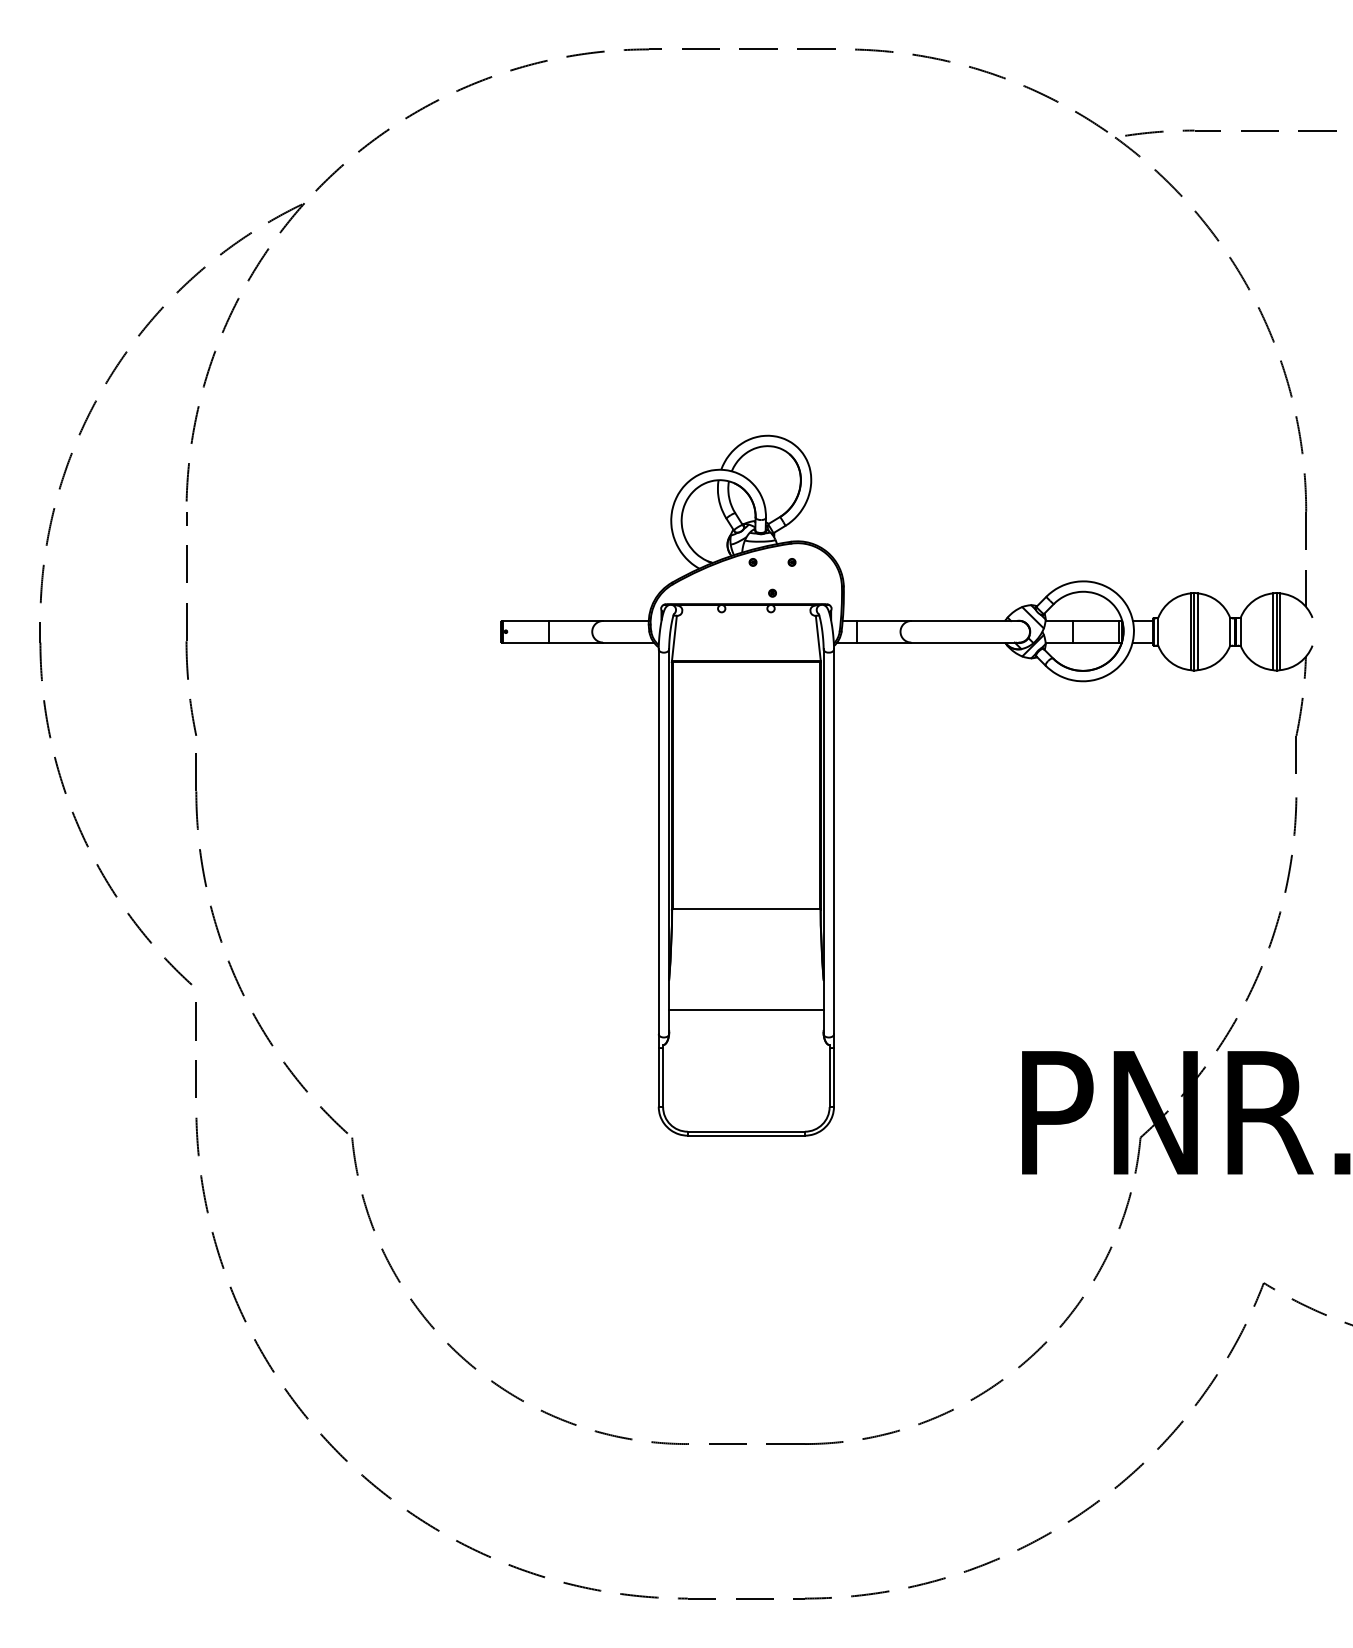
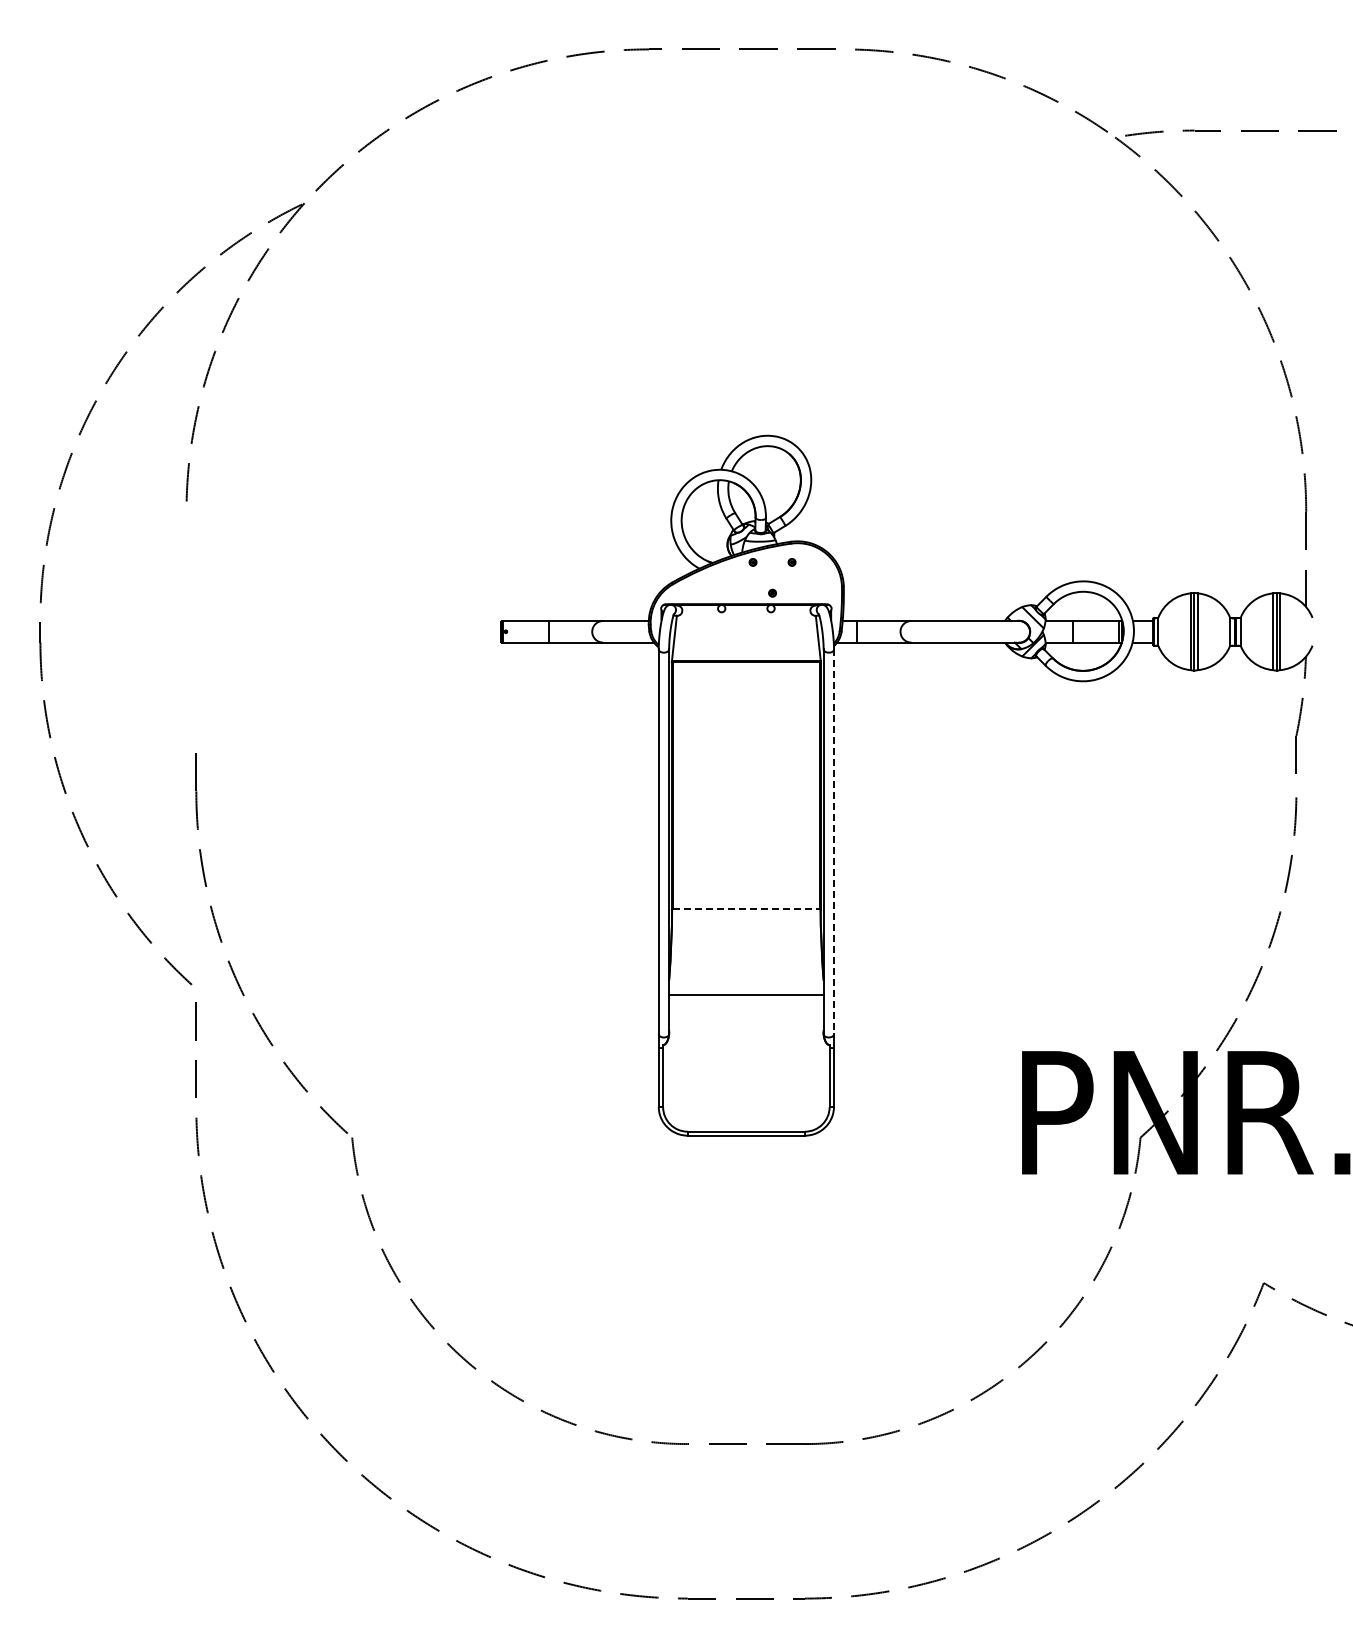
part: present -> none (191, 623)
line: solid -> dashed (834, 842)
line: solid -> dashed (746, 908)
line position: (746, 1009) -> (746, 994) (746, 994)
